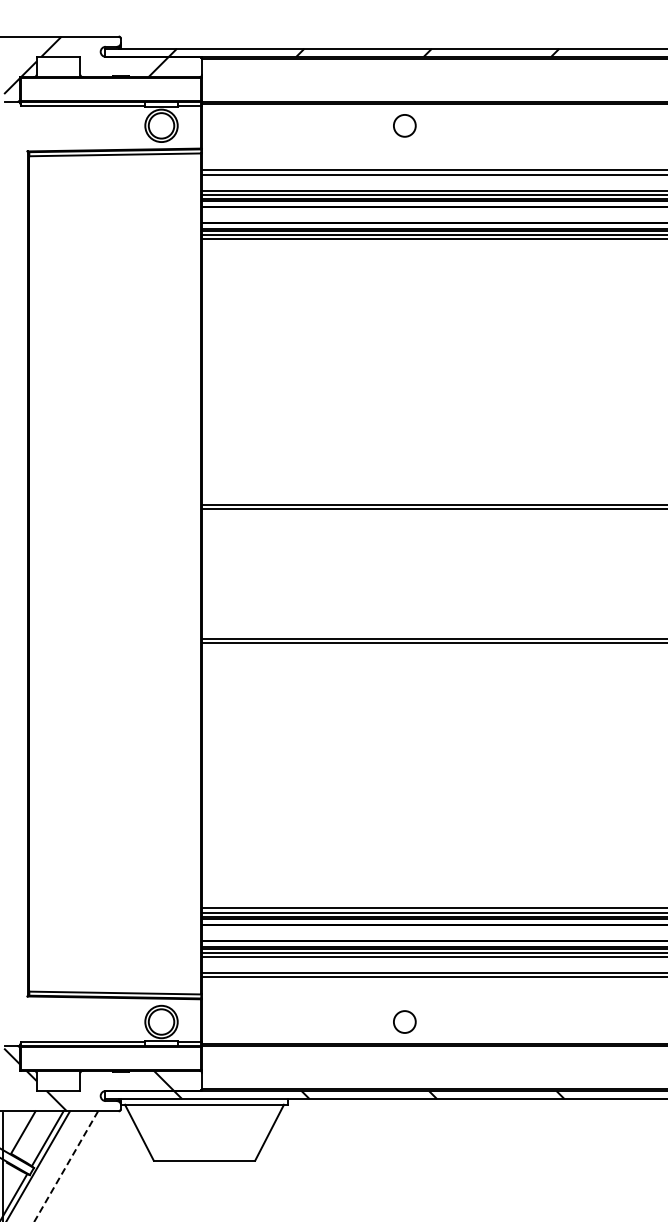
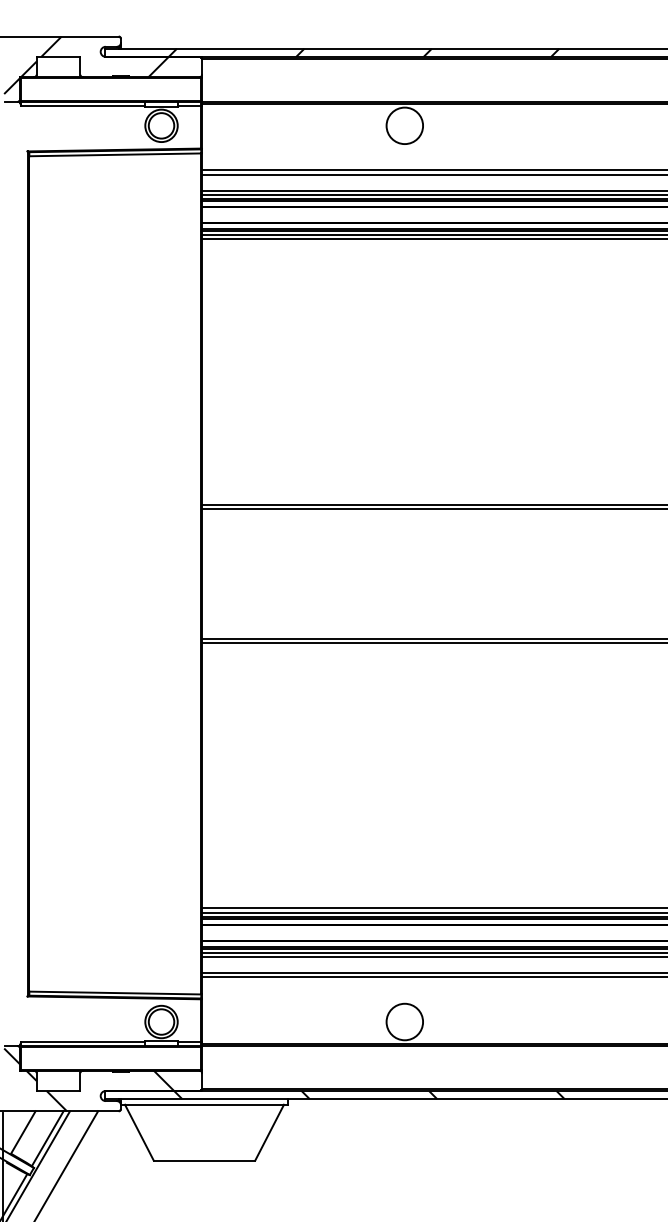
circle diameter: 22 px -> 36 px (404, 125)
circle diameter: 22 px -> 36 px (404, 1021)
line: dashed -> solid (66, 1166)
